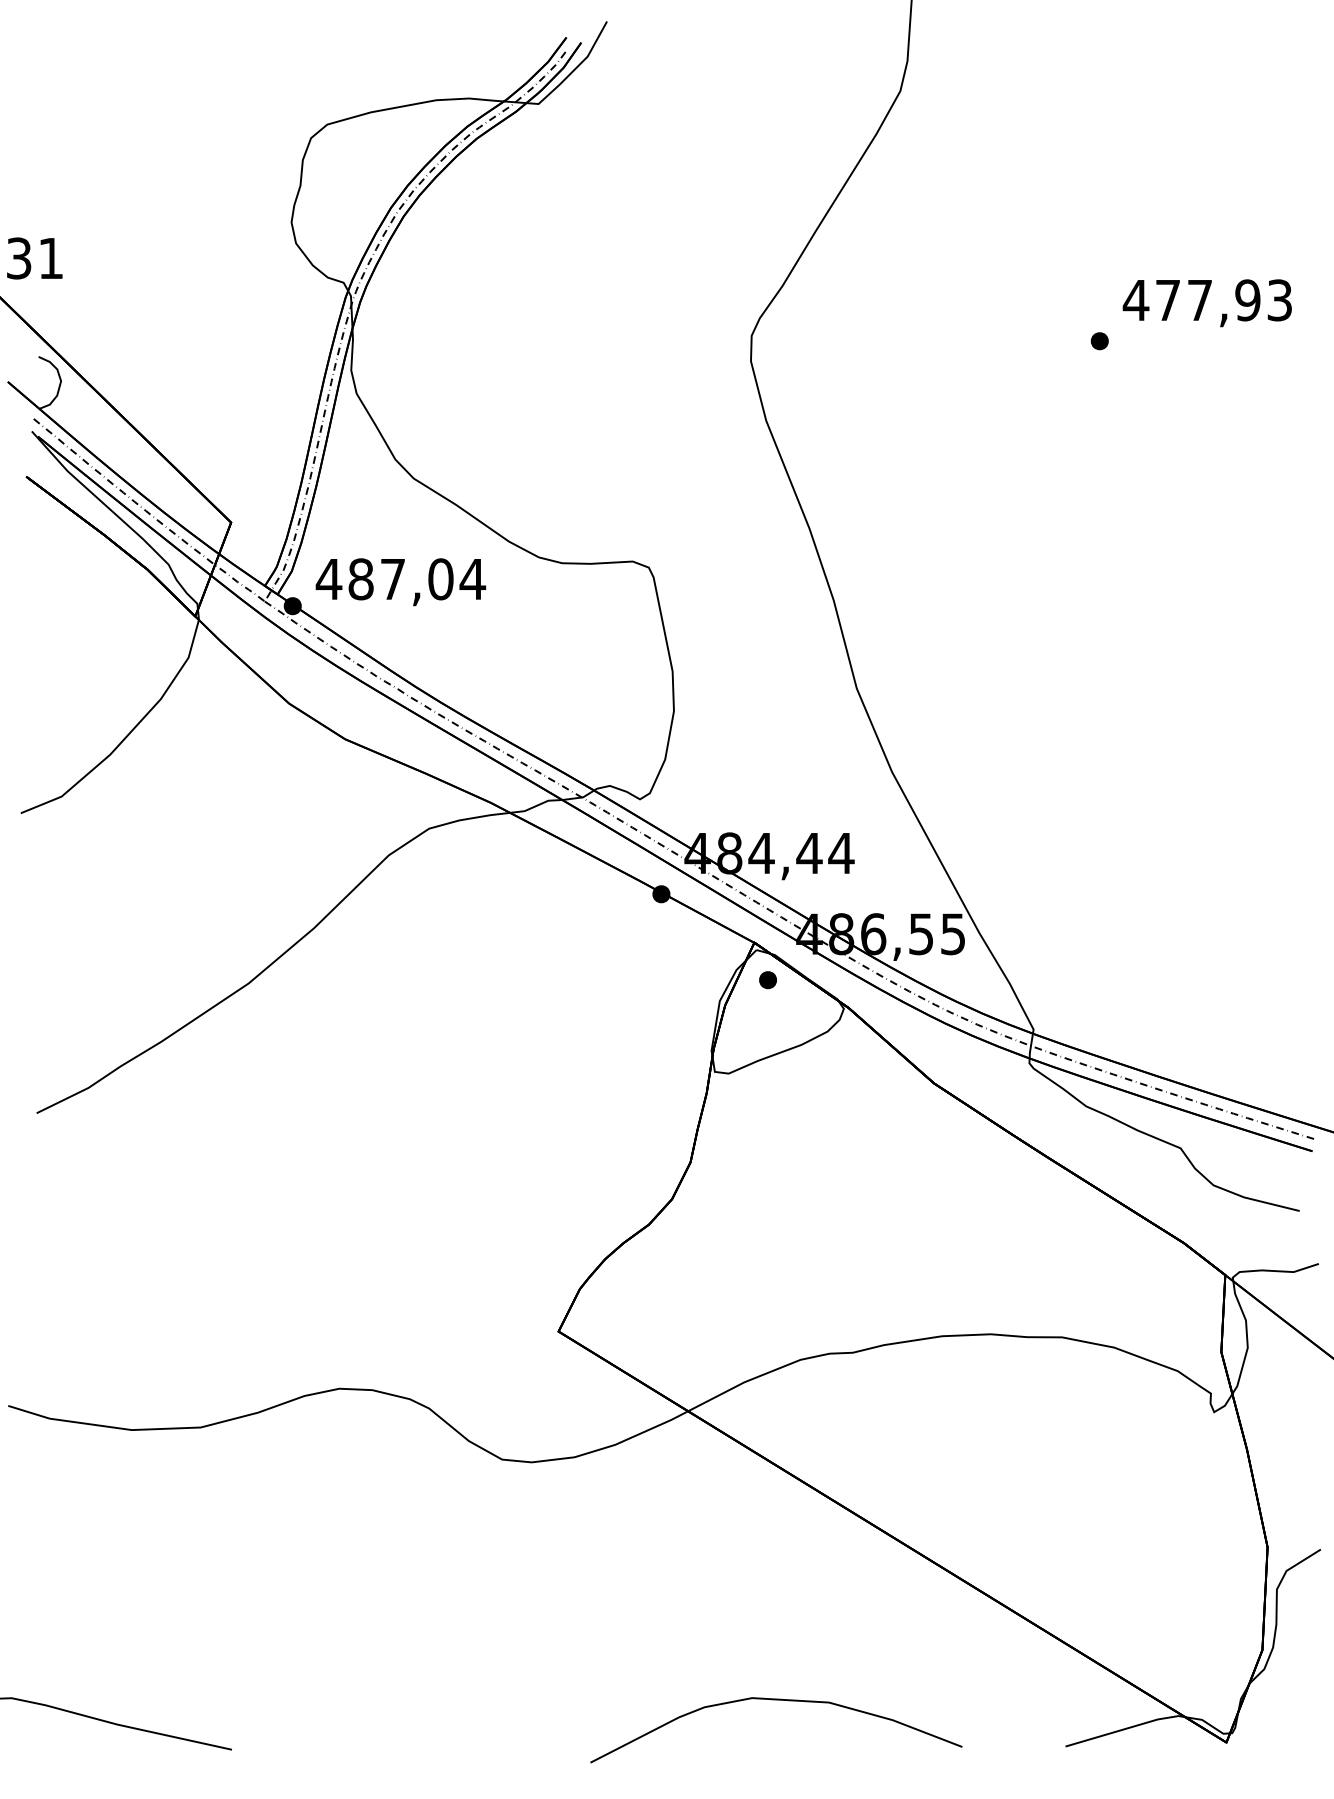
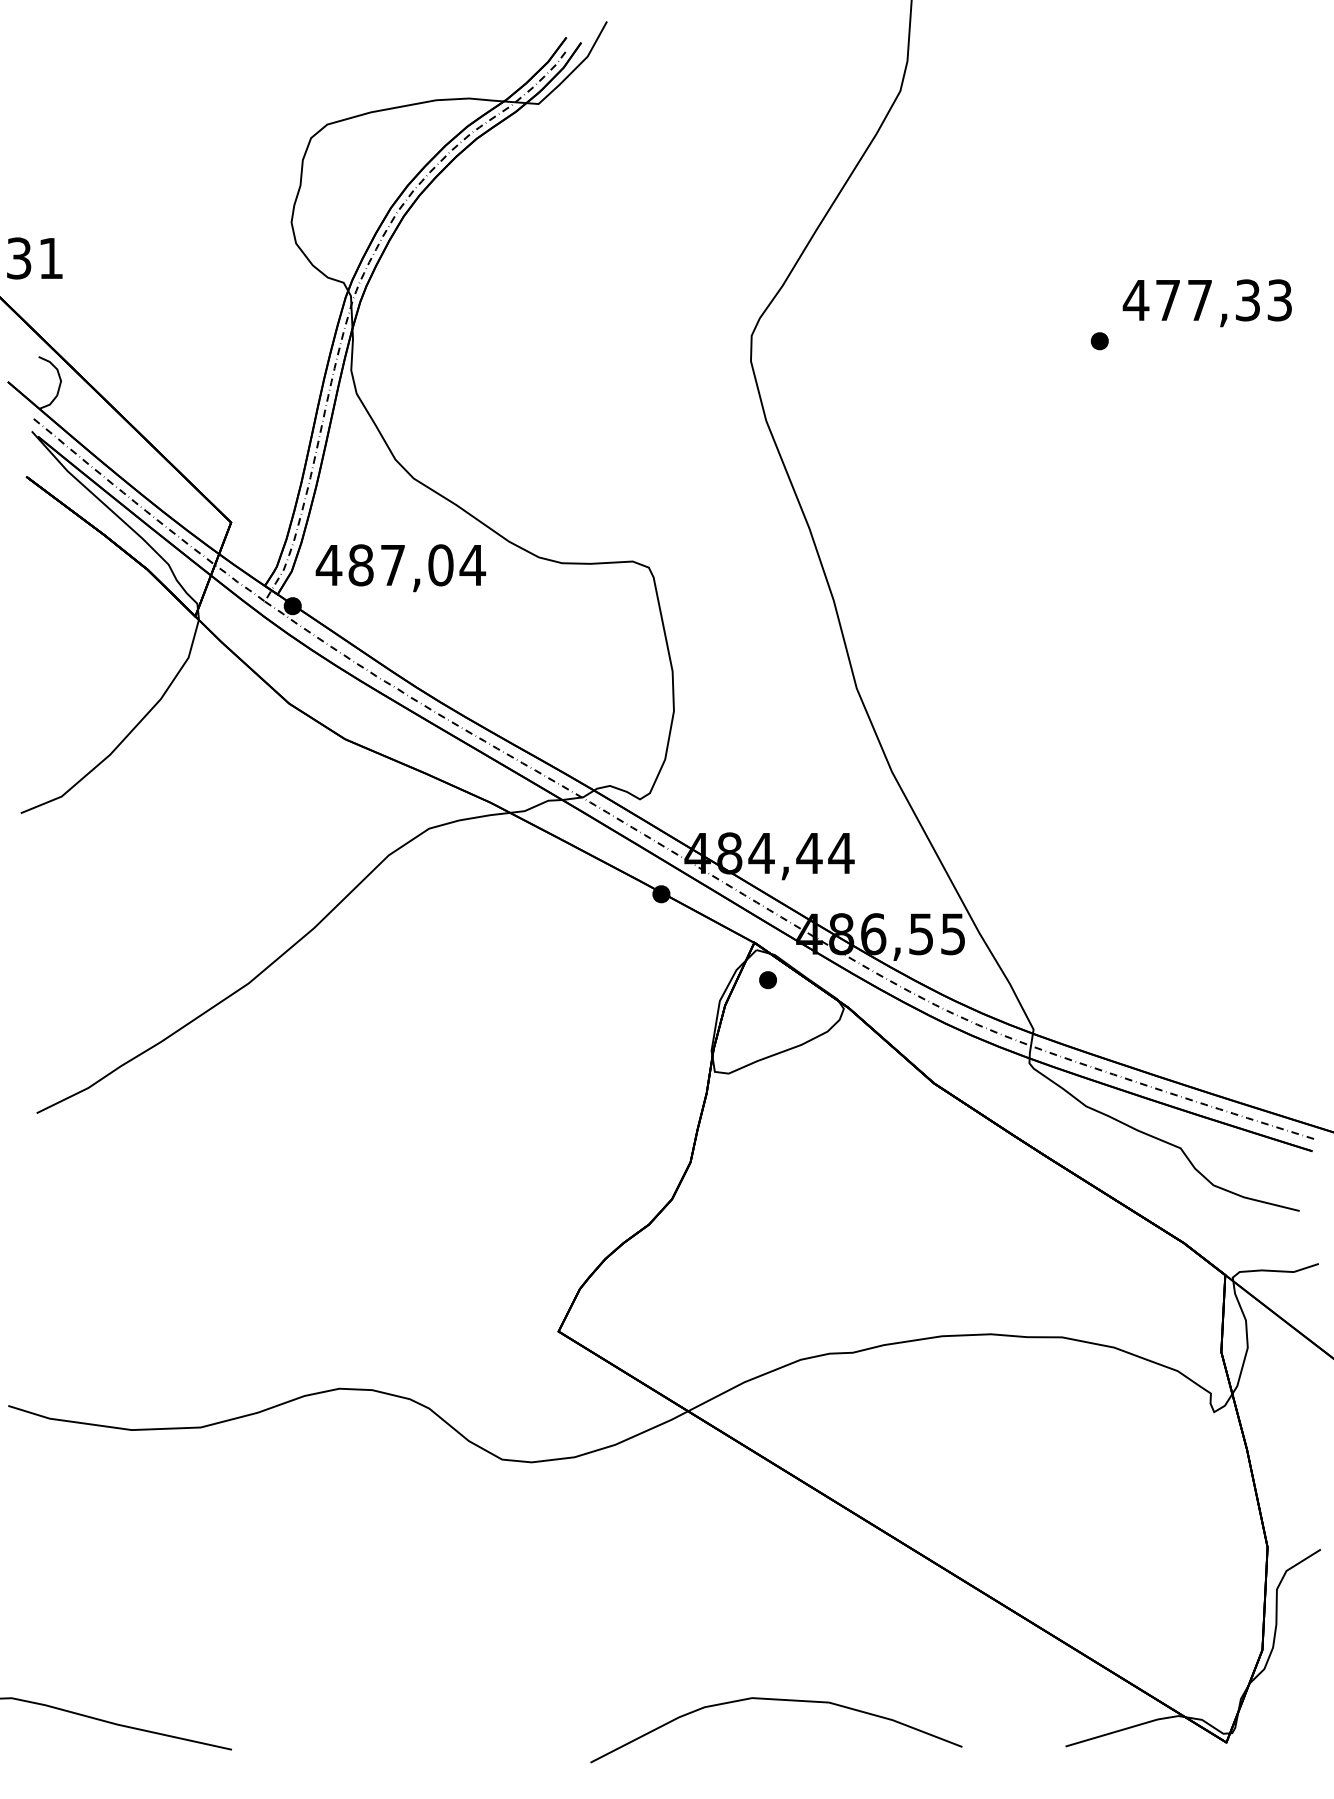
text: 477,93 -> 477,33 (1247, 300)
text position: (400, 582) -> (400, 568) (400, 568)
